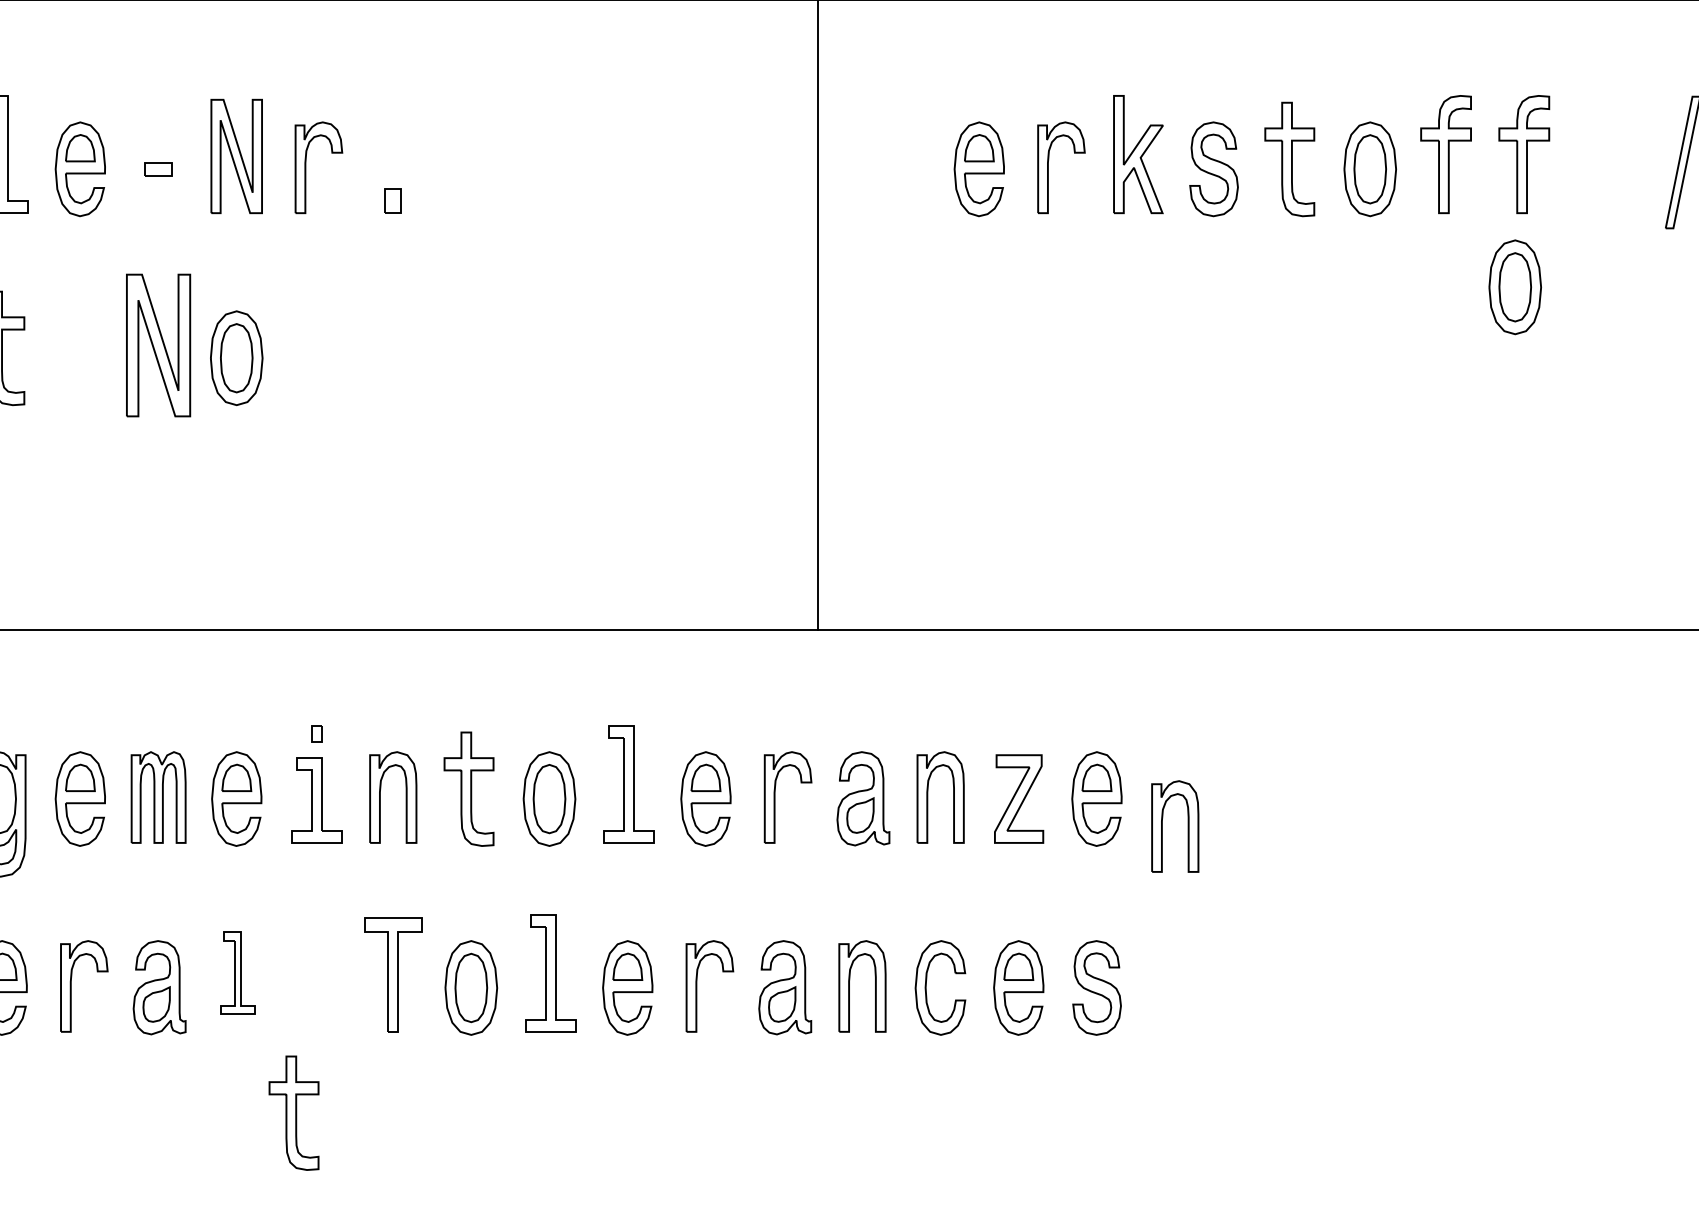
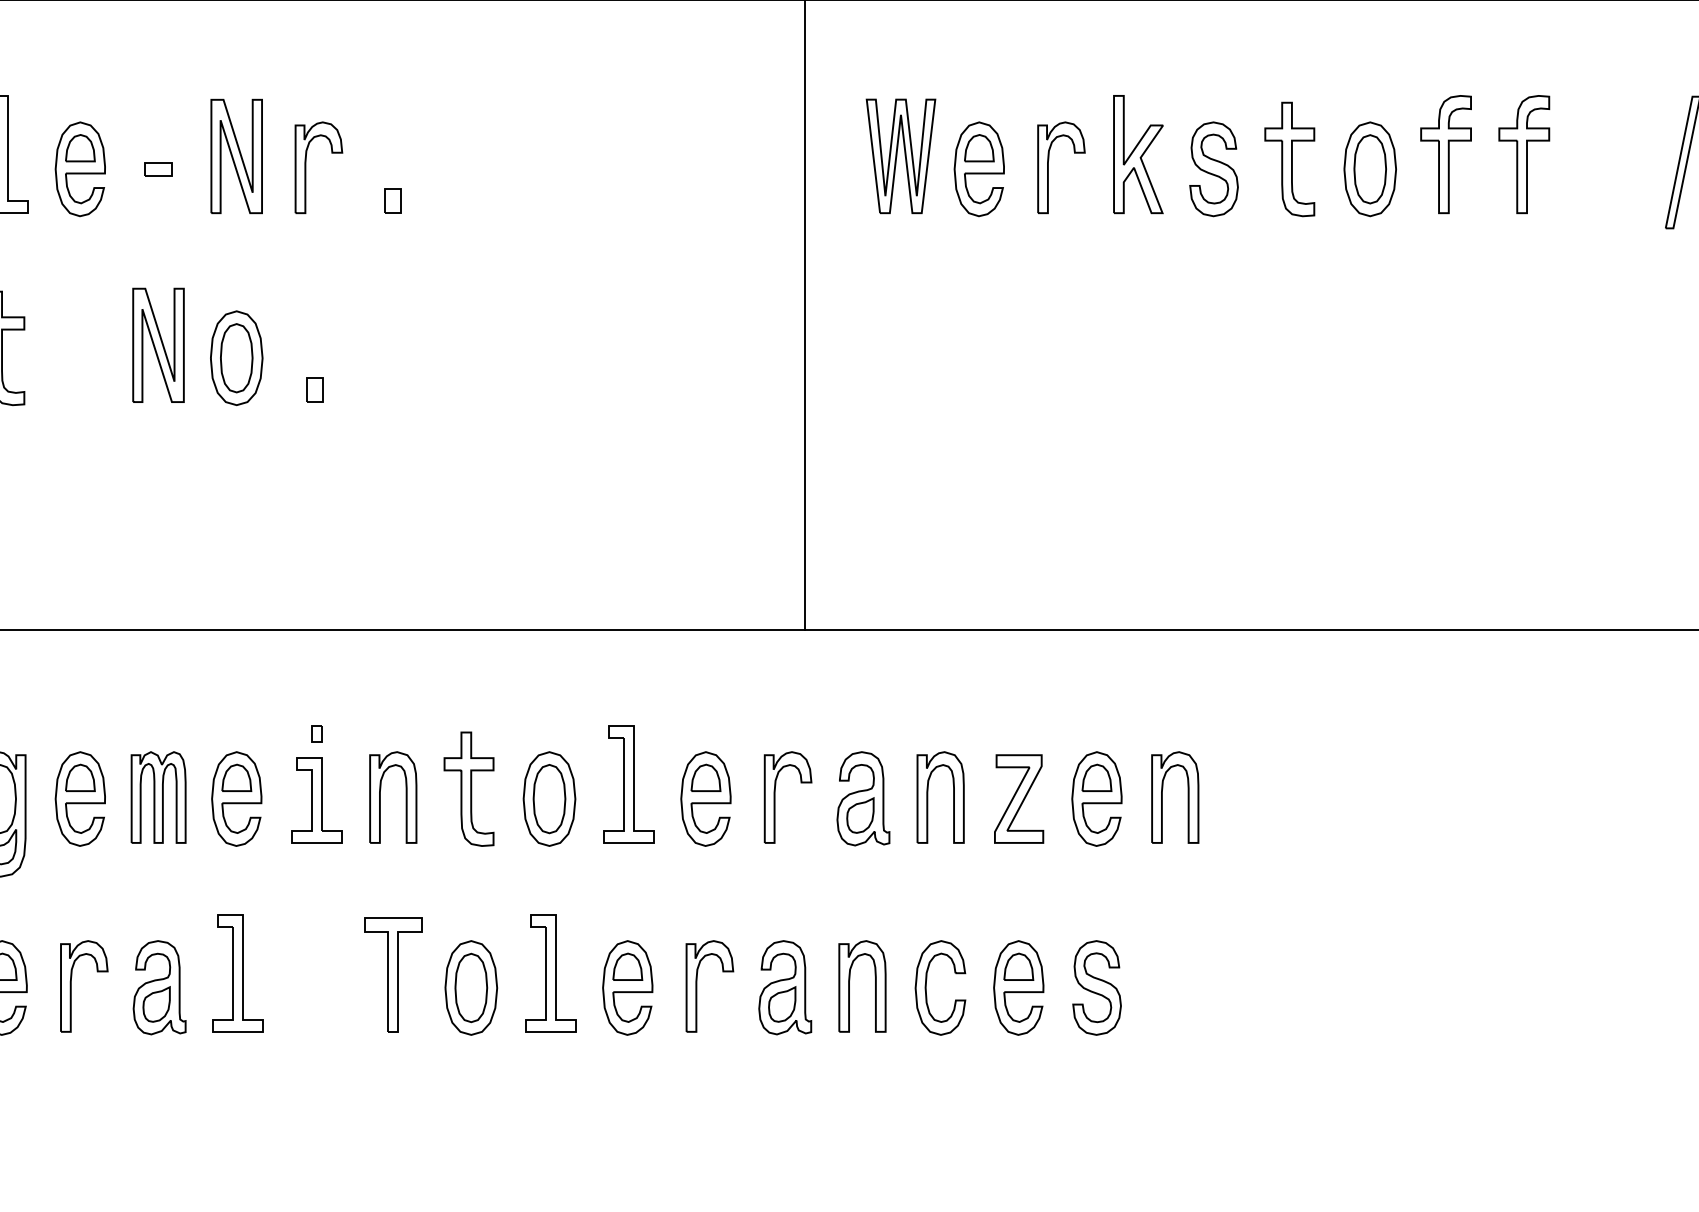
part: none -> present (900, 156)
part: present -> none (1514, 287)
line position: (817, 315) -> (804, 315) (804, 315)
part size: 66x145 px -> 53x116 px (158, 344)
part: none -> present (314, 389)
part position: (1187, 826) -> (1187, 797) (1187, 797)
part size: 36x84 px -> 52x119 px (237, 973)
part: present -> none (293, 1112)
